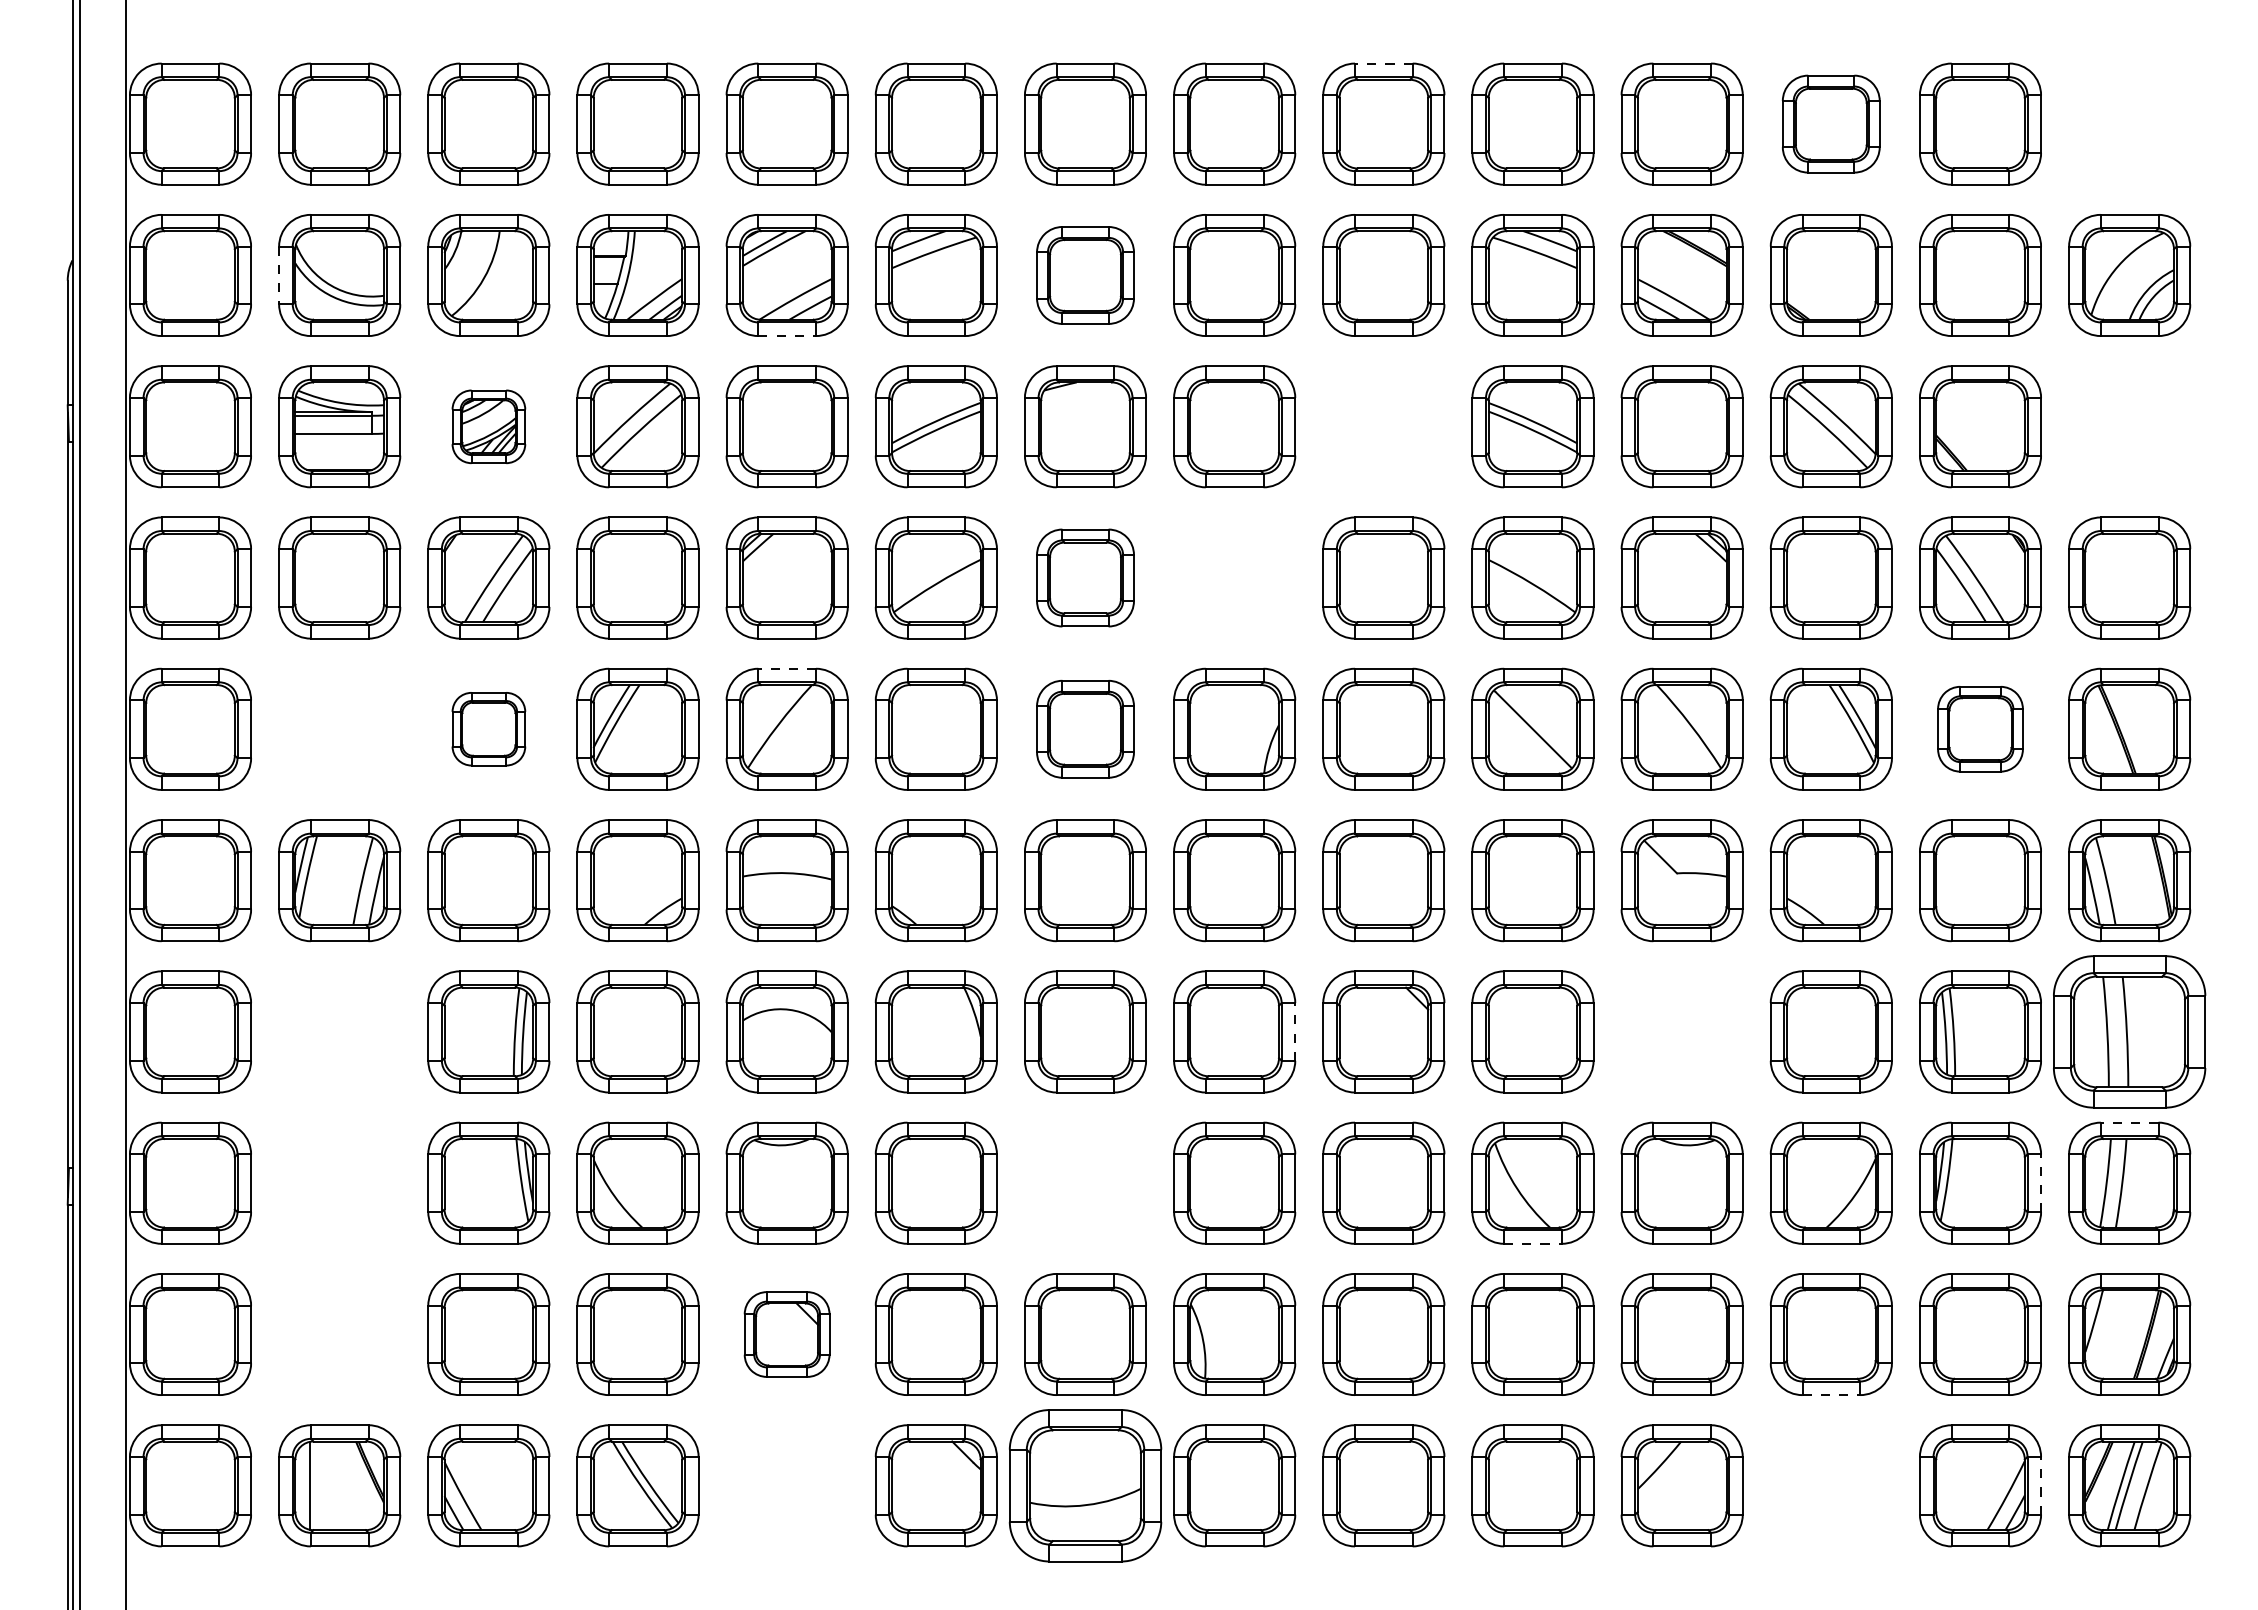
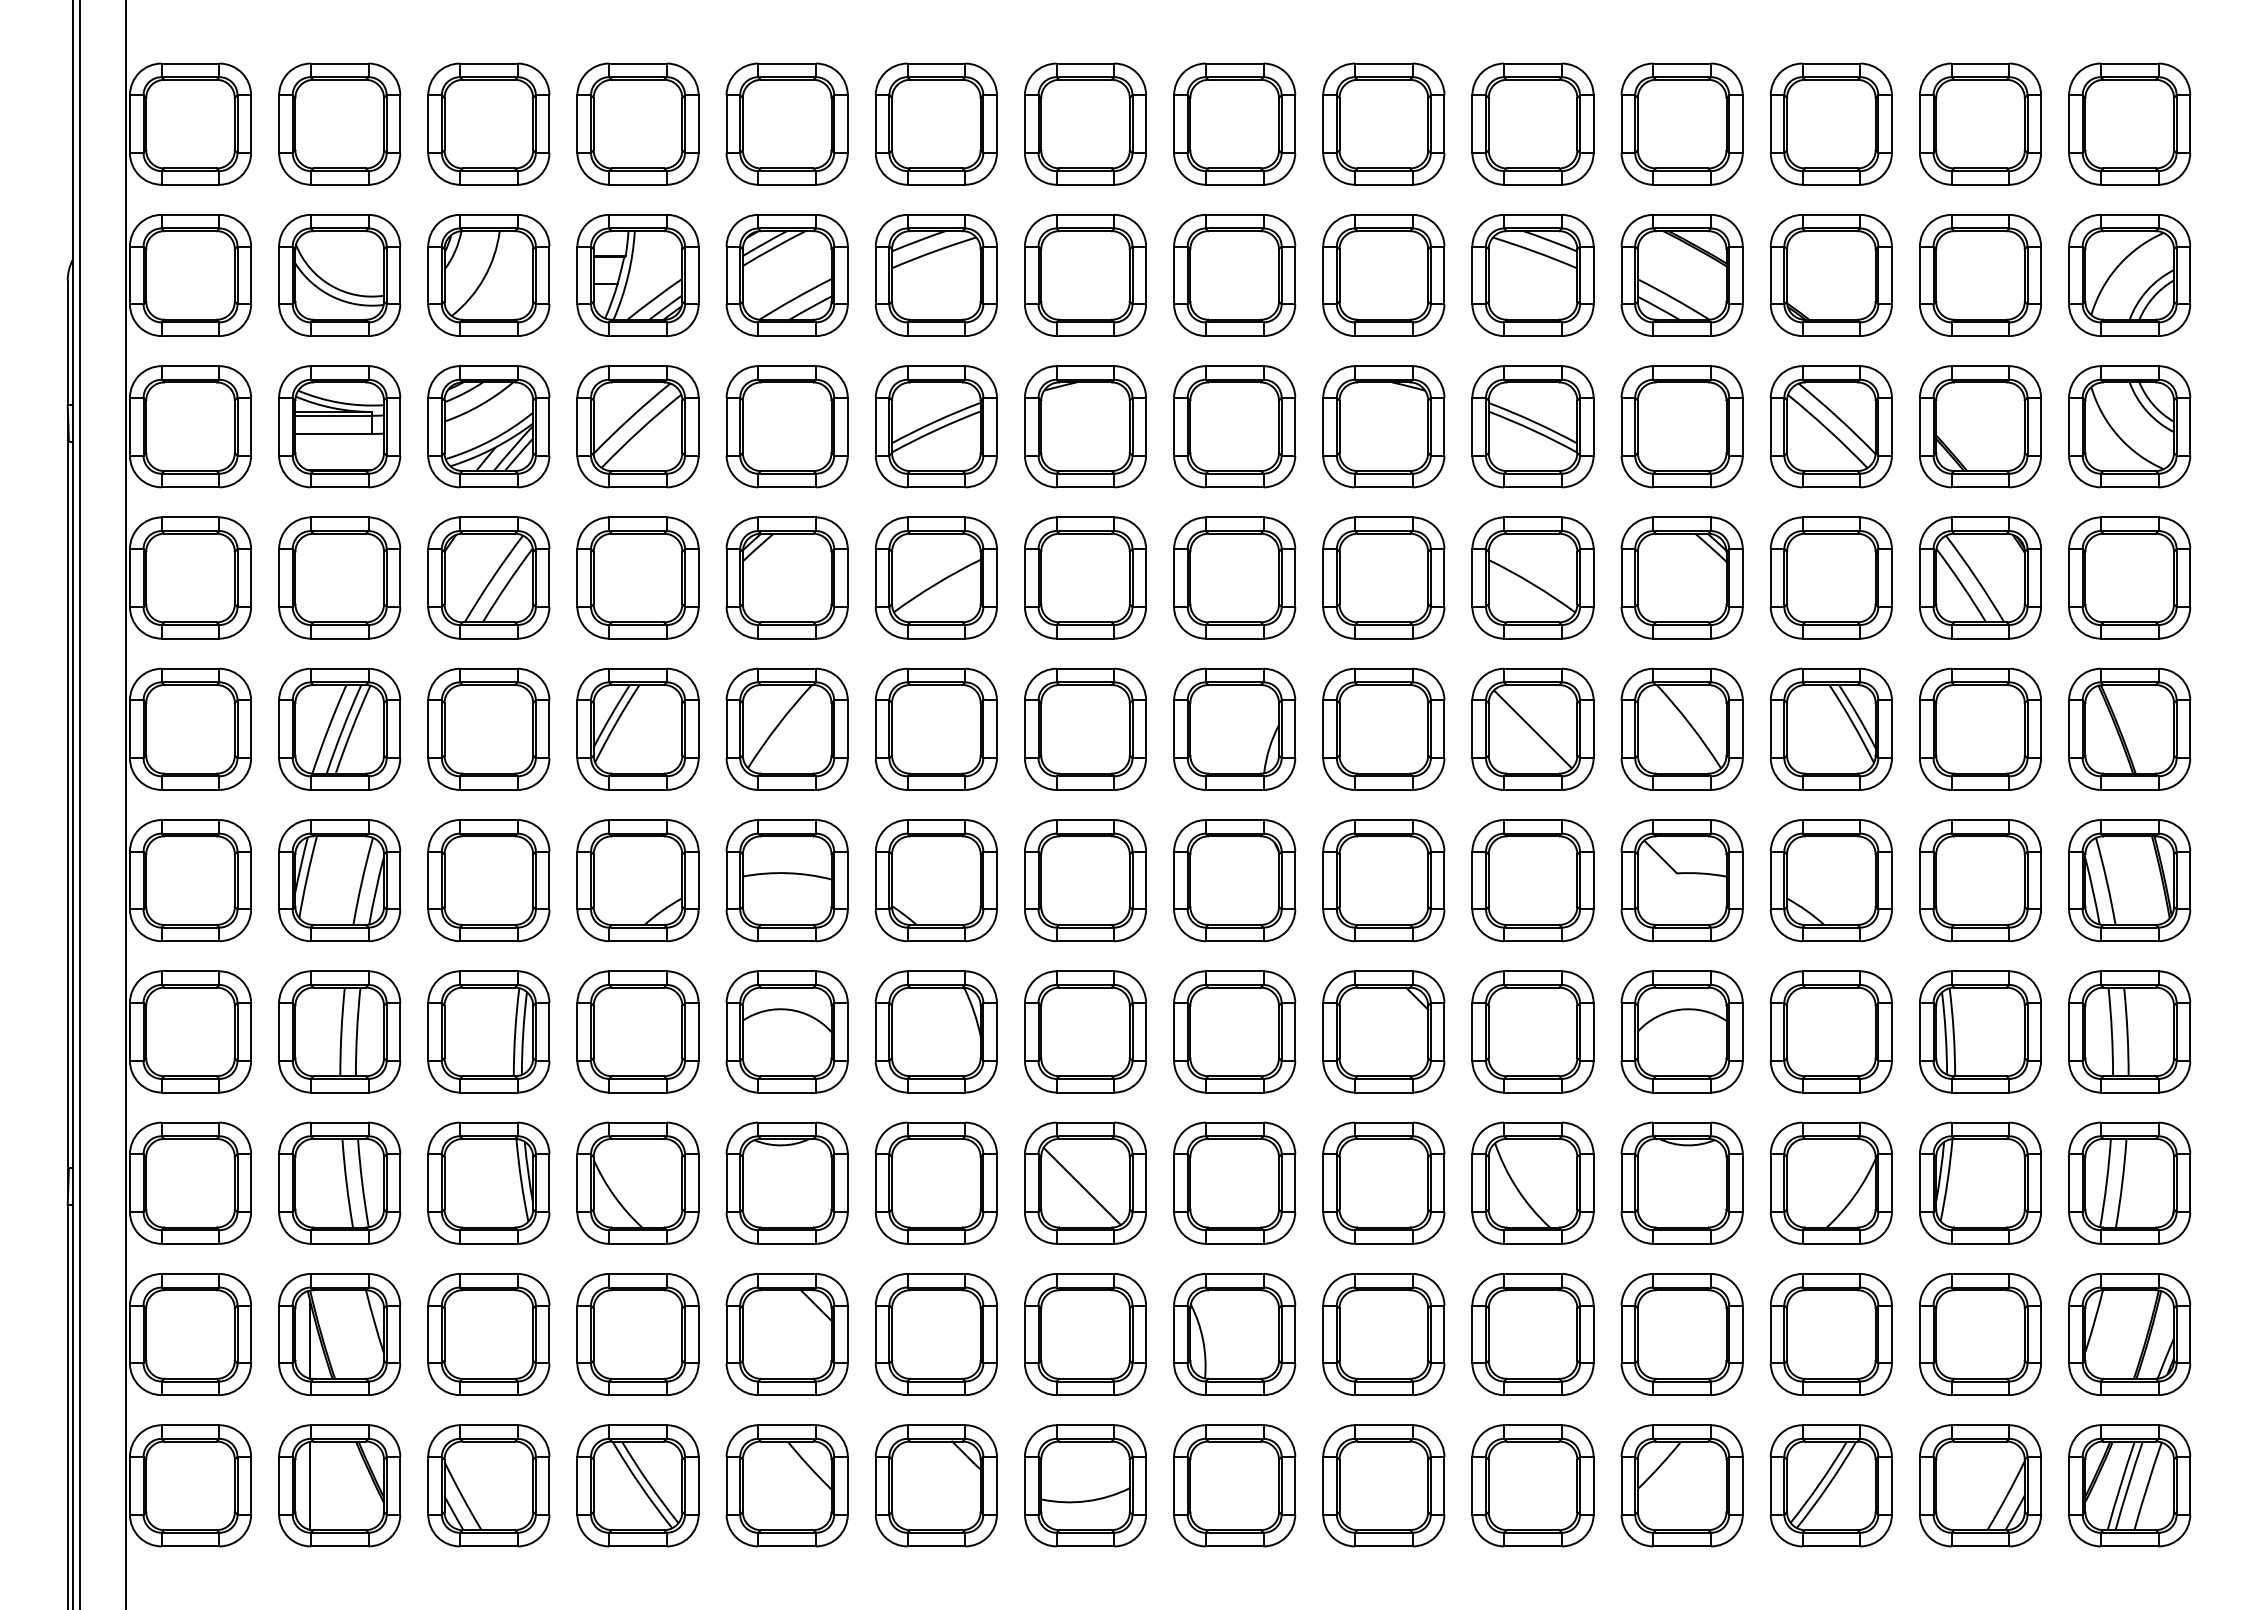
line: dashed -> solid (1383, 63)
part size: 100x100 px -> 124x124 px (1830, 123)
part: none -> present (2129, 123)
line: dashed -> solid (279, 275)
part size: 99x99 px -> 123x123 px (1085, 275)
line: dashed -> solid (787, 336)
part size: 76x75 px -> 124x124 px (488, 426)
part: none -> present (1383, 426)
part: none -> present (2129, 426)
part size: 99x100 px -> 123x124 px (1085, 577)
part: none -> present (1234, 577)
line: dashed -> solid (787, 668)
part: none -> present (339, 728)
part size: 99x100 px -> 123x124 px (1085, 728)
part size: 76x75 px -> 124x124 px (488, 728)
part size: 87x87 px -> 123x124 px (1980, 728)
part: none -> present (339, 1031)
line: dashed -> solid (1295, 1031)
part: none -> present (1681, 1031)
part size: 154x154 px -> 124x124 px (2129, 1031)
line: dashed -> solid (2129, 1122)
part: none -> present (339, 1182)
part: none -> present (1085, 1182)
line: dashed -> solid (2041, 1183)
line: dashed -> solid (1533, 1243)
part: none -> present (339, 1334)
part size: 88x87 px -> 124x123 px (786, 1334)
line: dashed -> solid (1831, 1395)
part: none -> present (786, 1485)
part size: 155x154 px -> 123x124 px (1085, 1485)
part: none -> present (1830, 1485)
line: dashed -> solid (2041, 1485)
